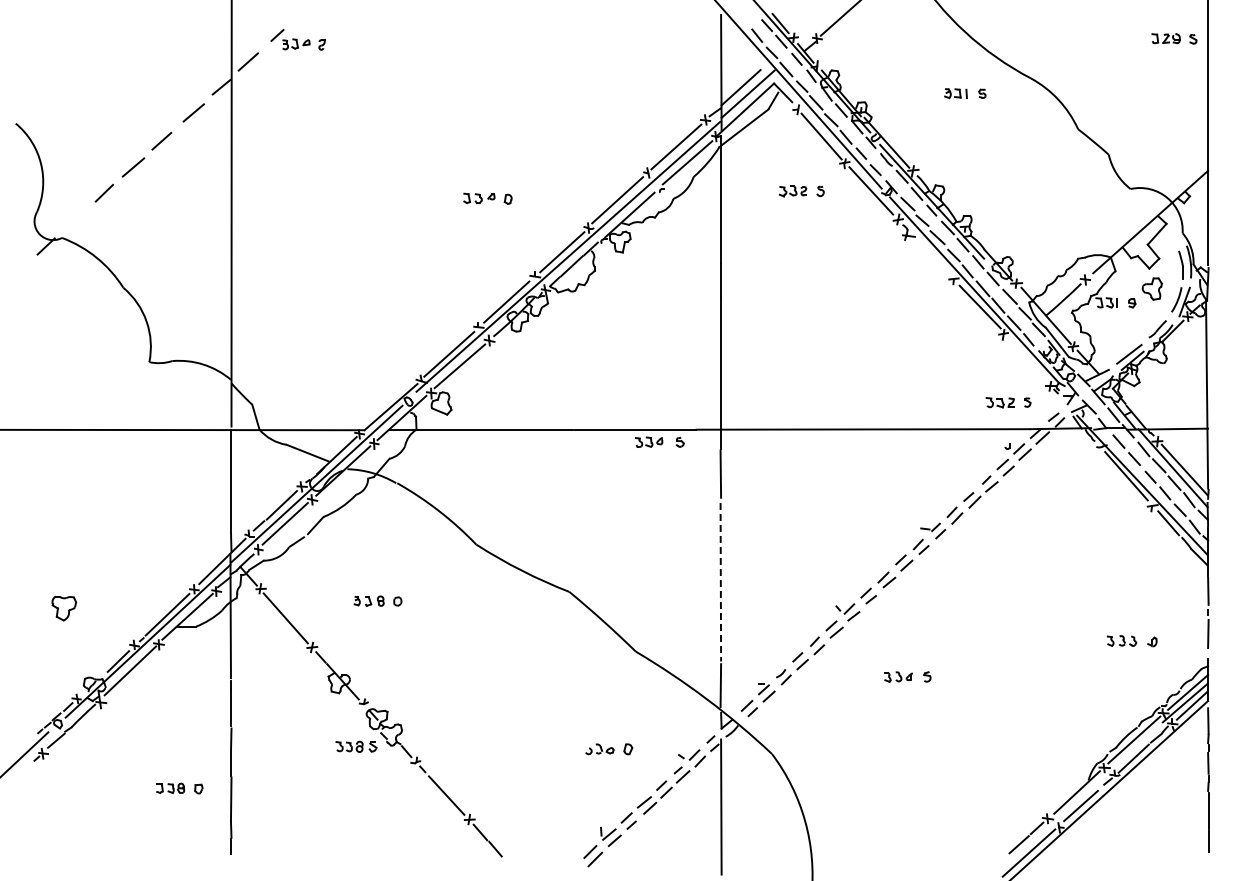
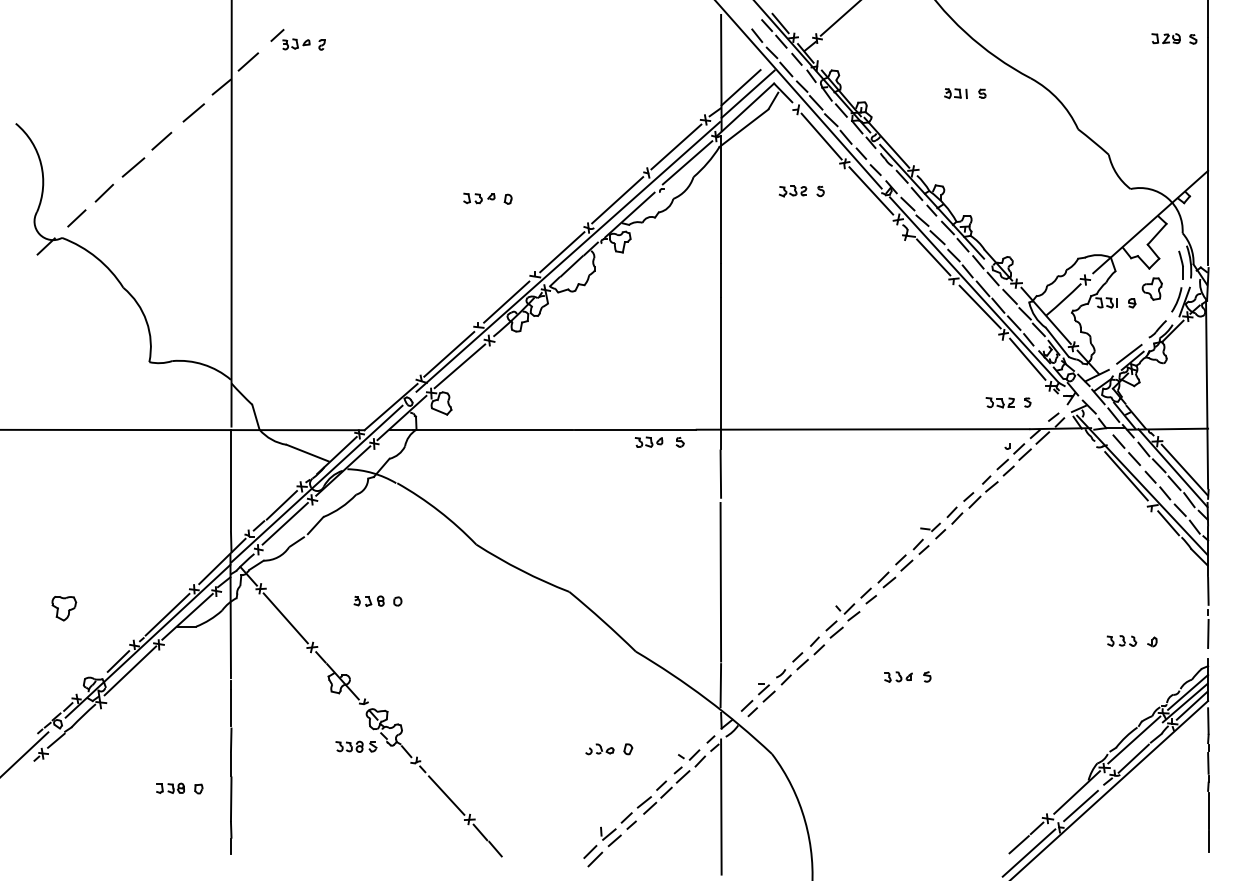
line: none -> present (76, 218)
line: none -> present (933, 257)
line: none -> present (1027, 358)
line: dashed -> solid (720, 582)
